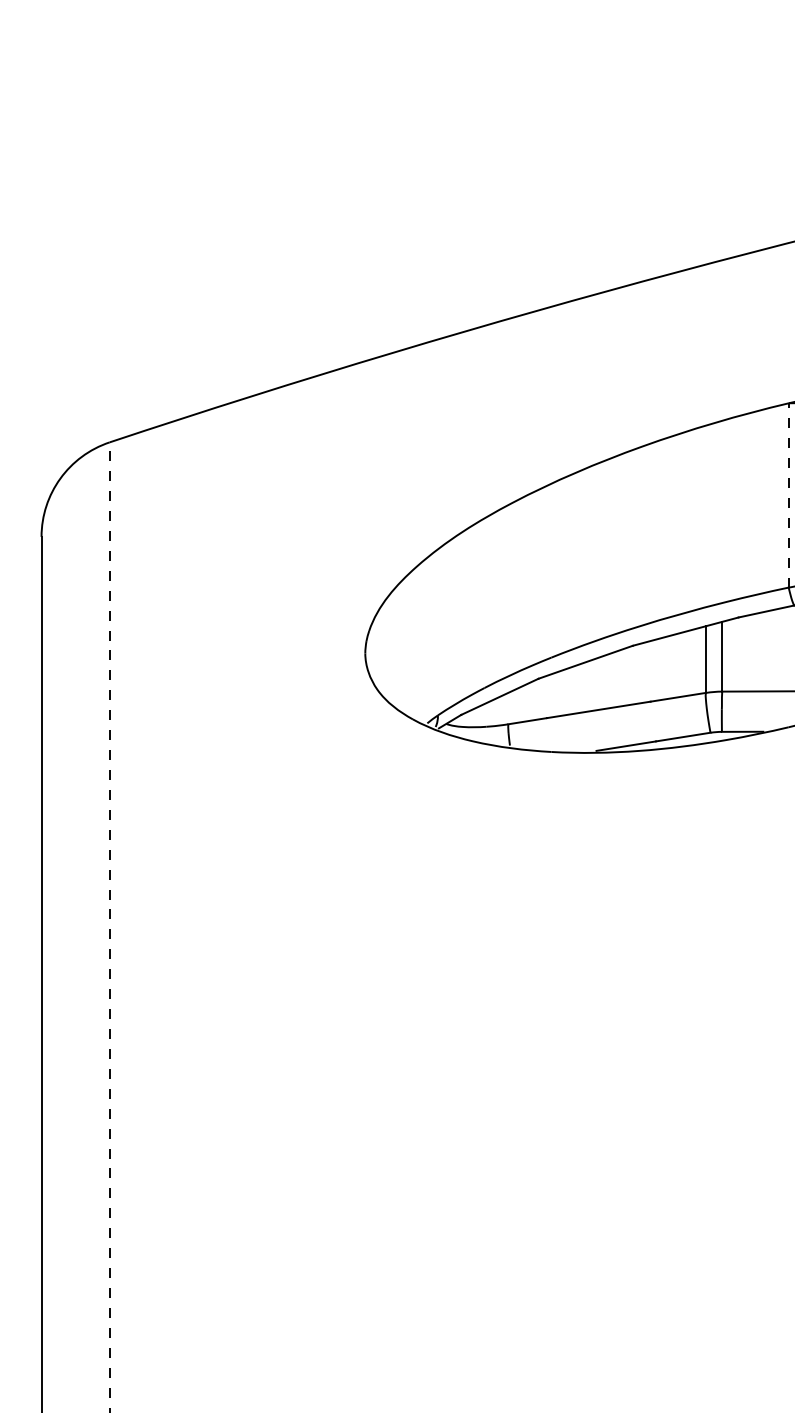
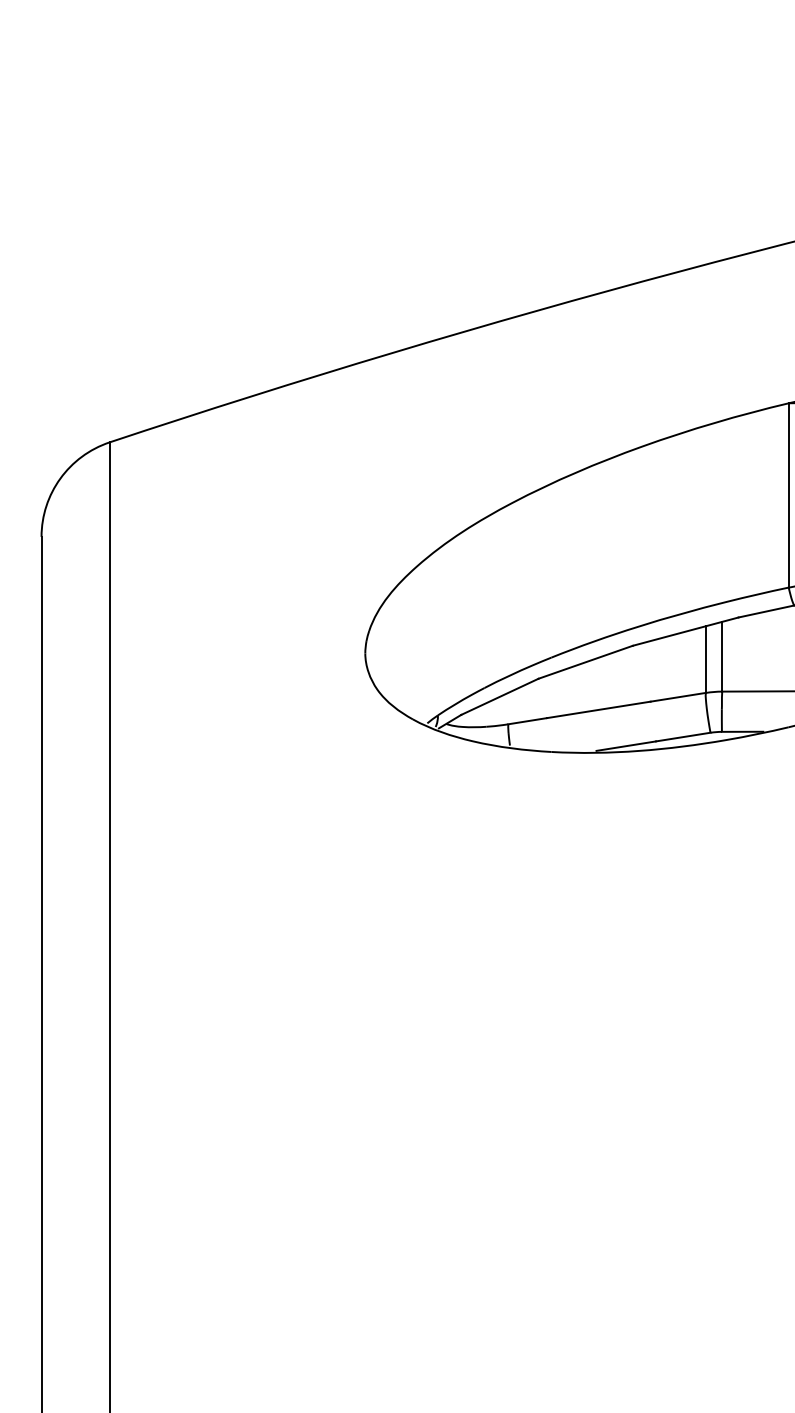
line: dashed -> solid (788, 495)
line: dashed -> solid (109, 927)
